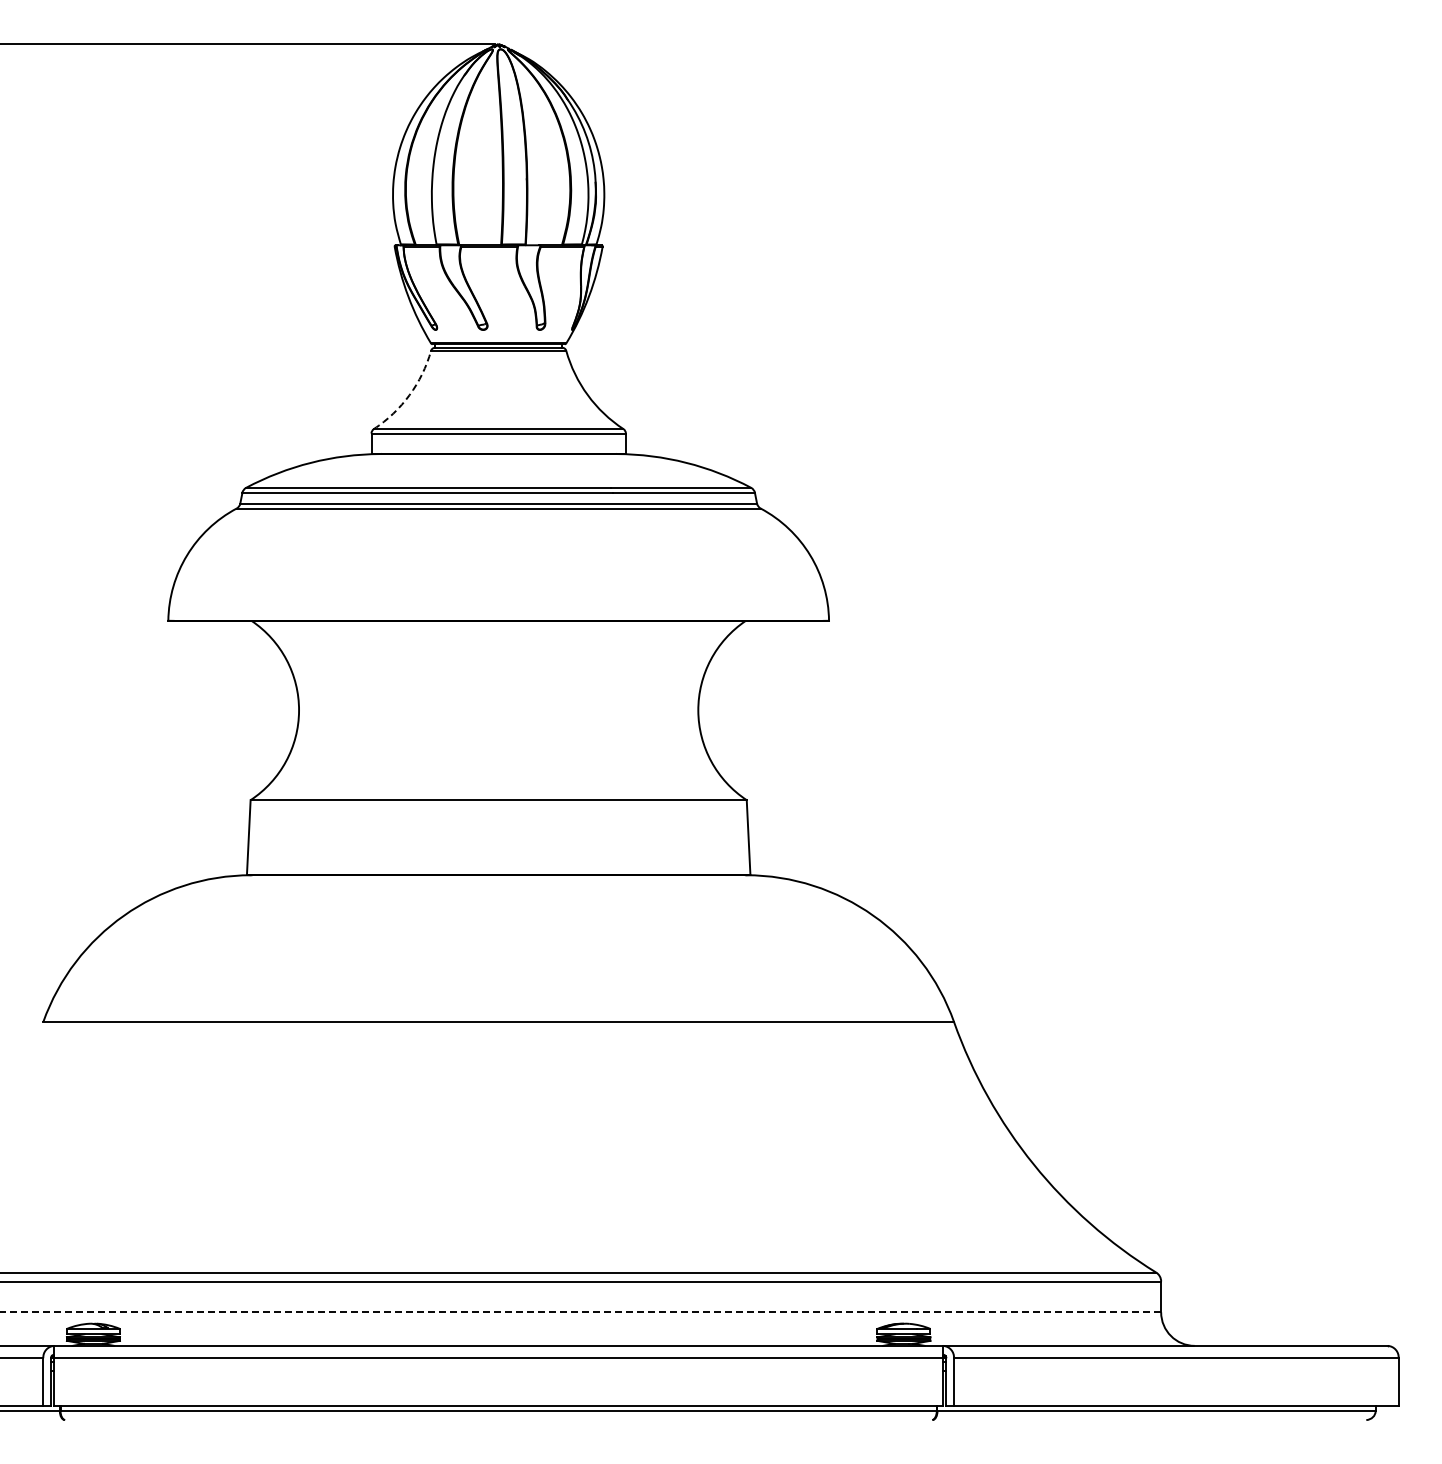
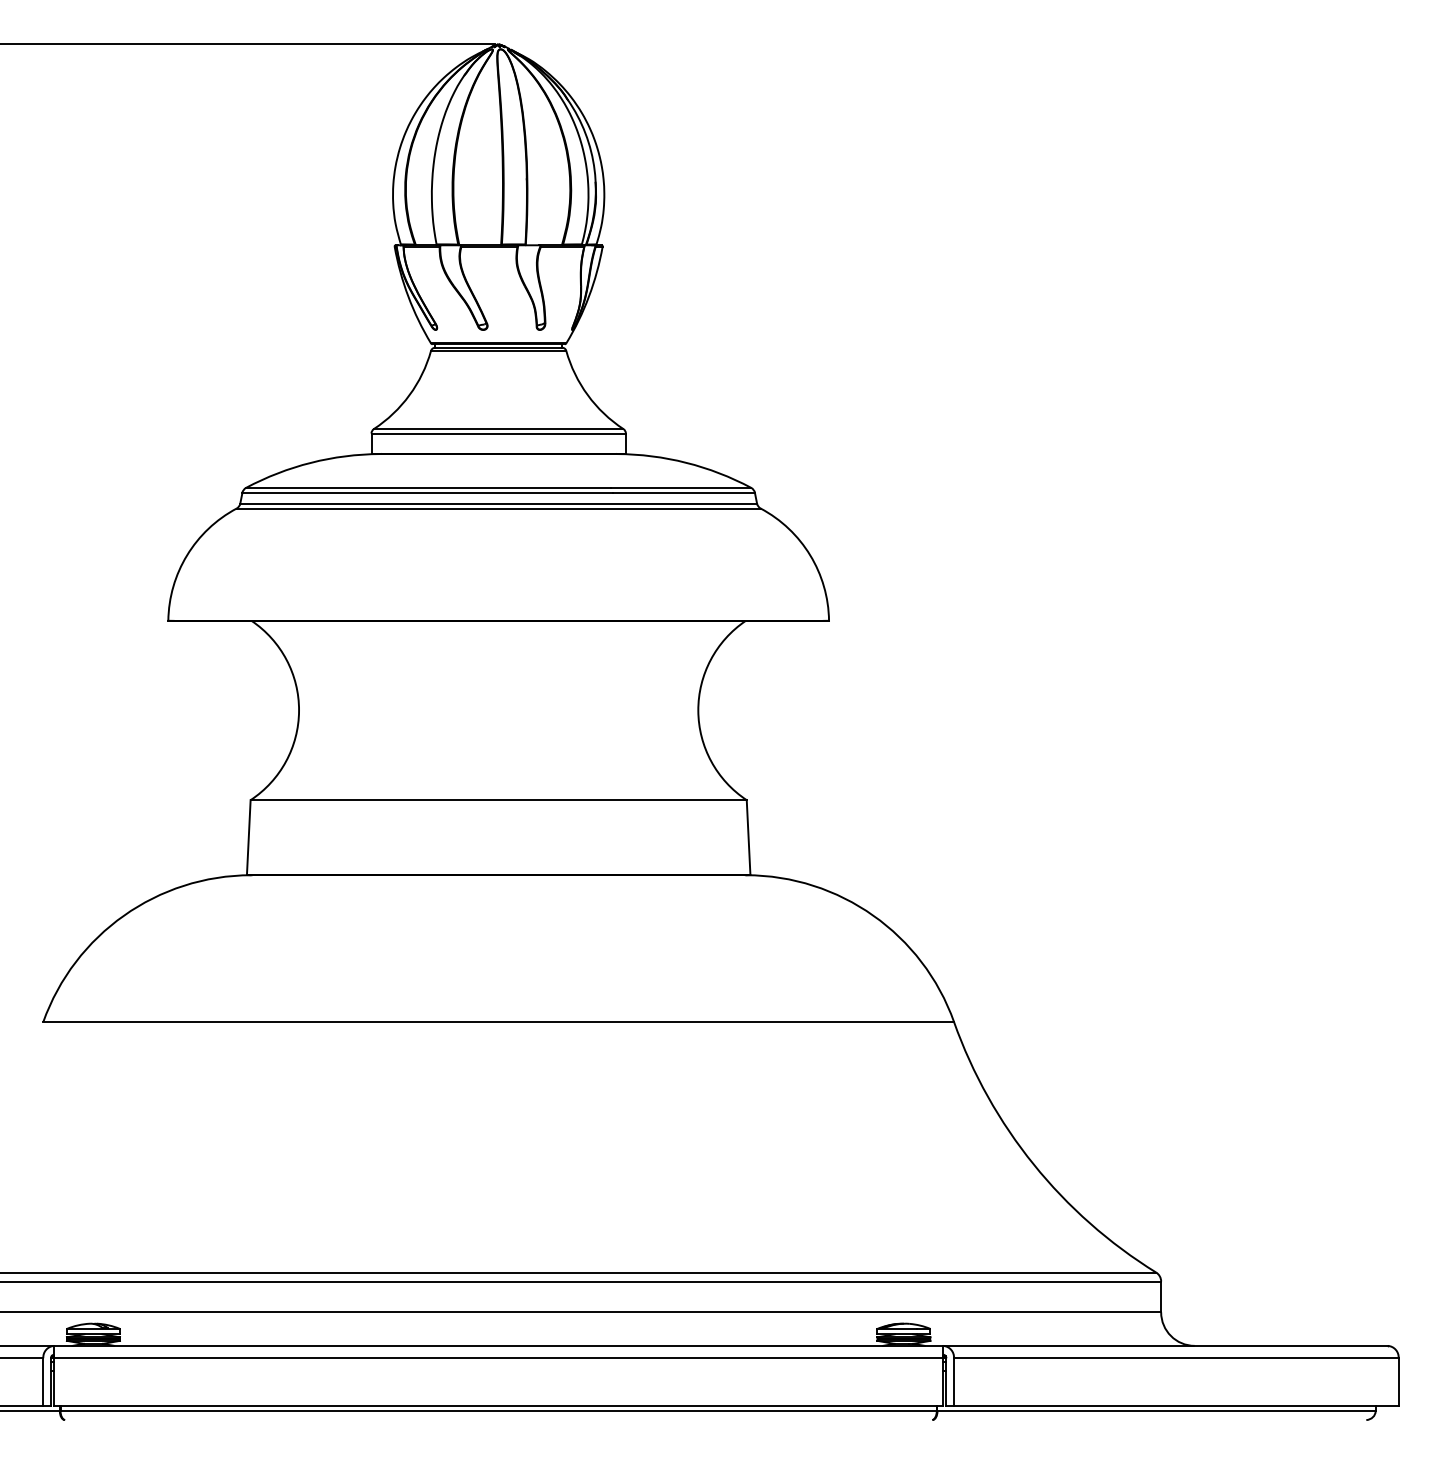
arc: dashed -> solid (409, 395)
line: dashed -> solid (580, 1312)
